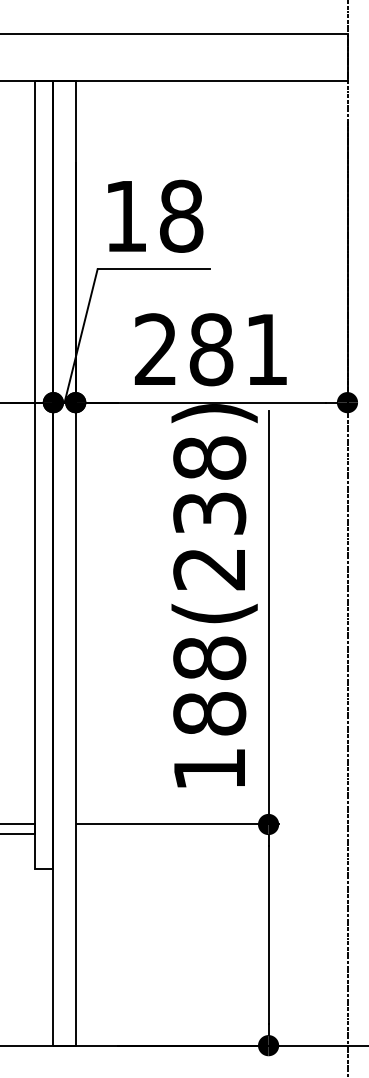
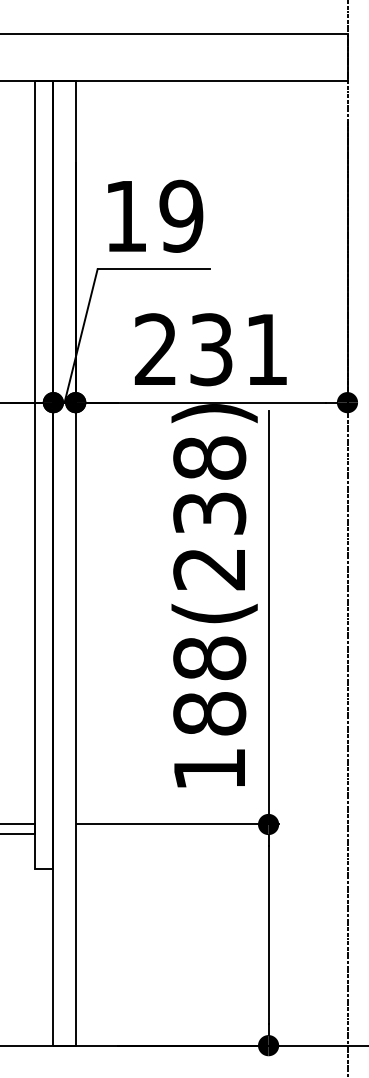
text: 18 -> 19 (181, 215)
text: 281 -> 231 (211, 349)
